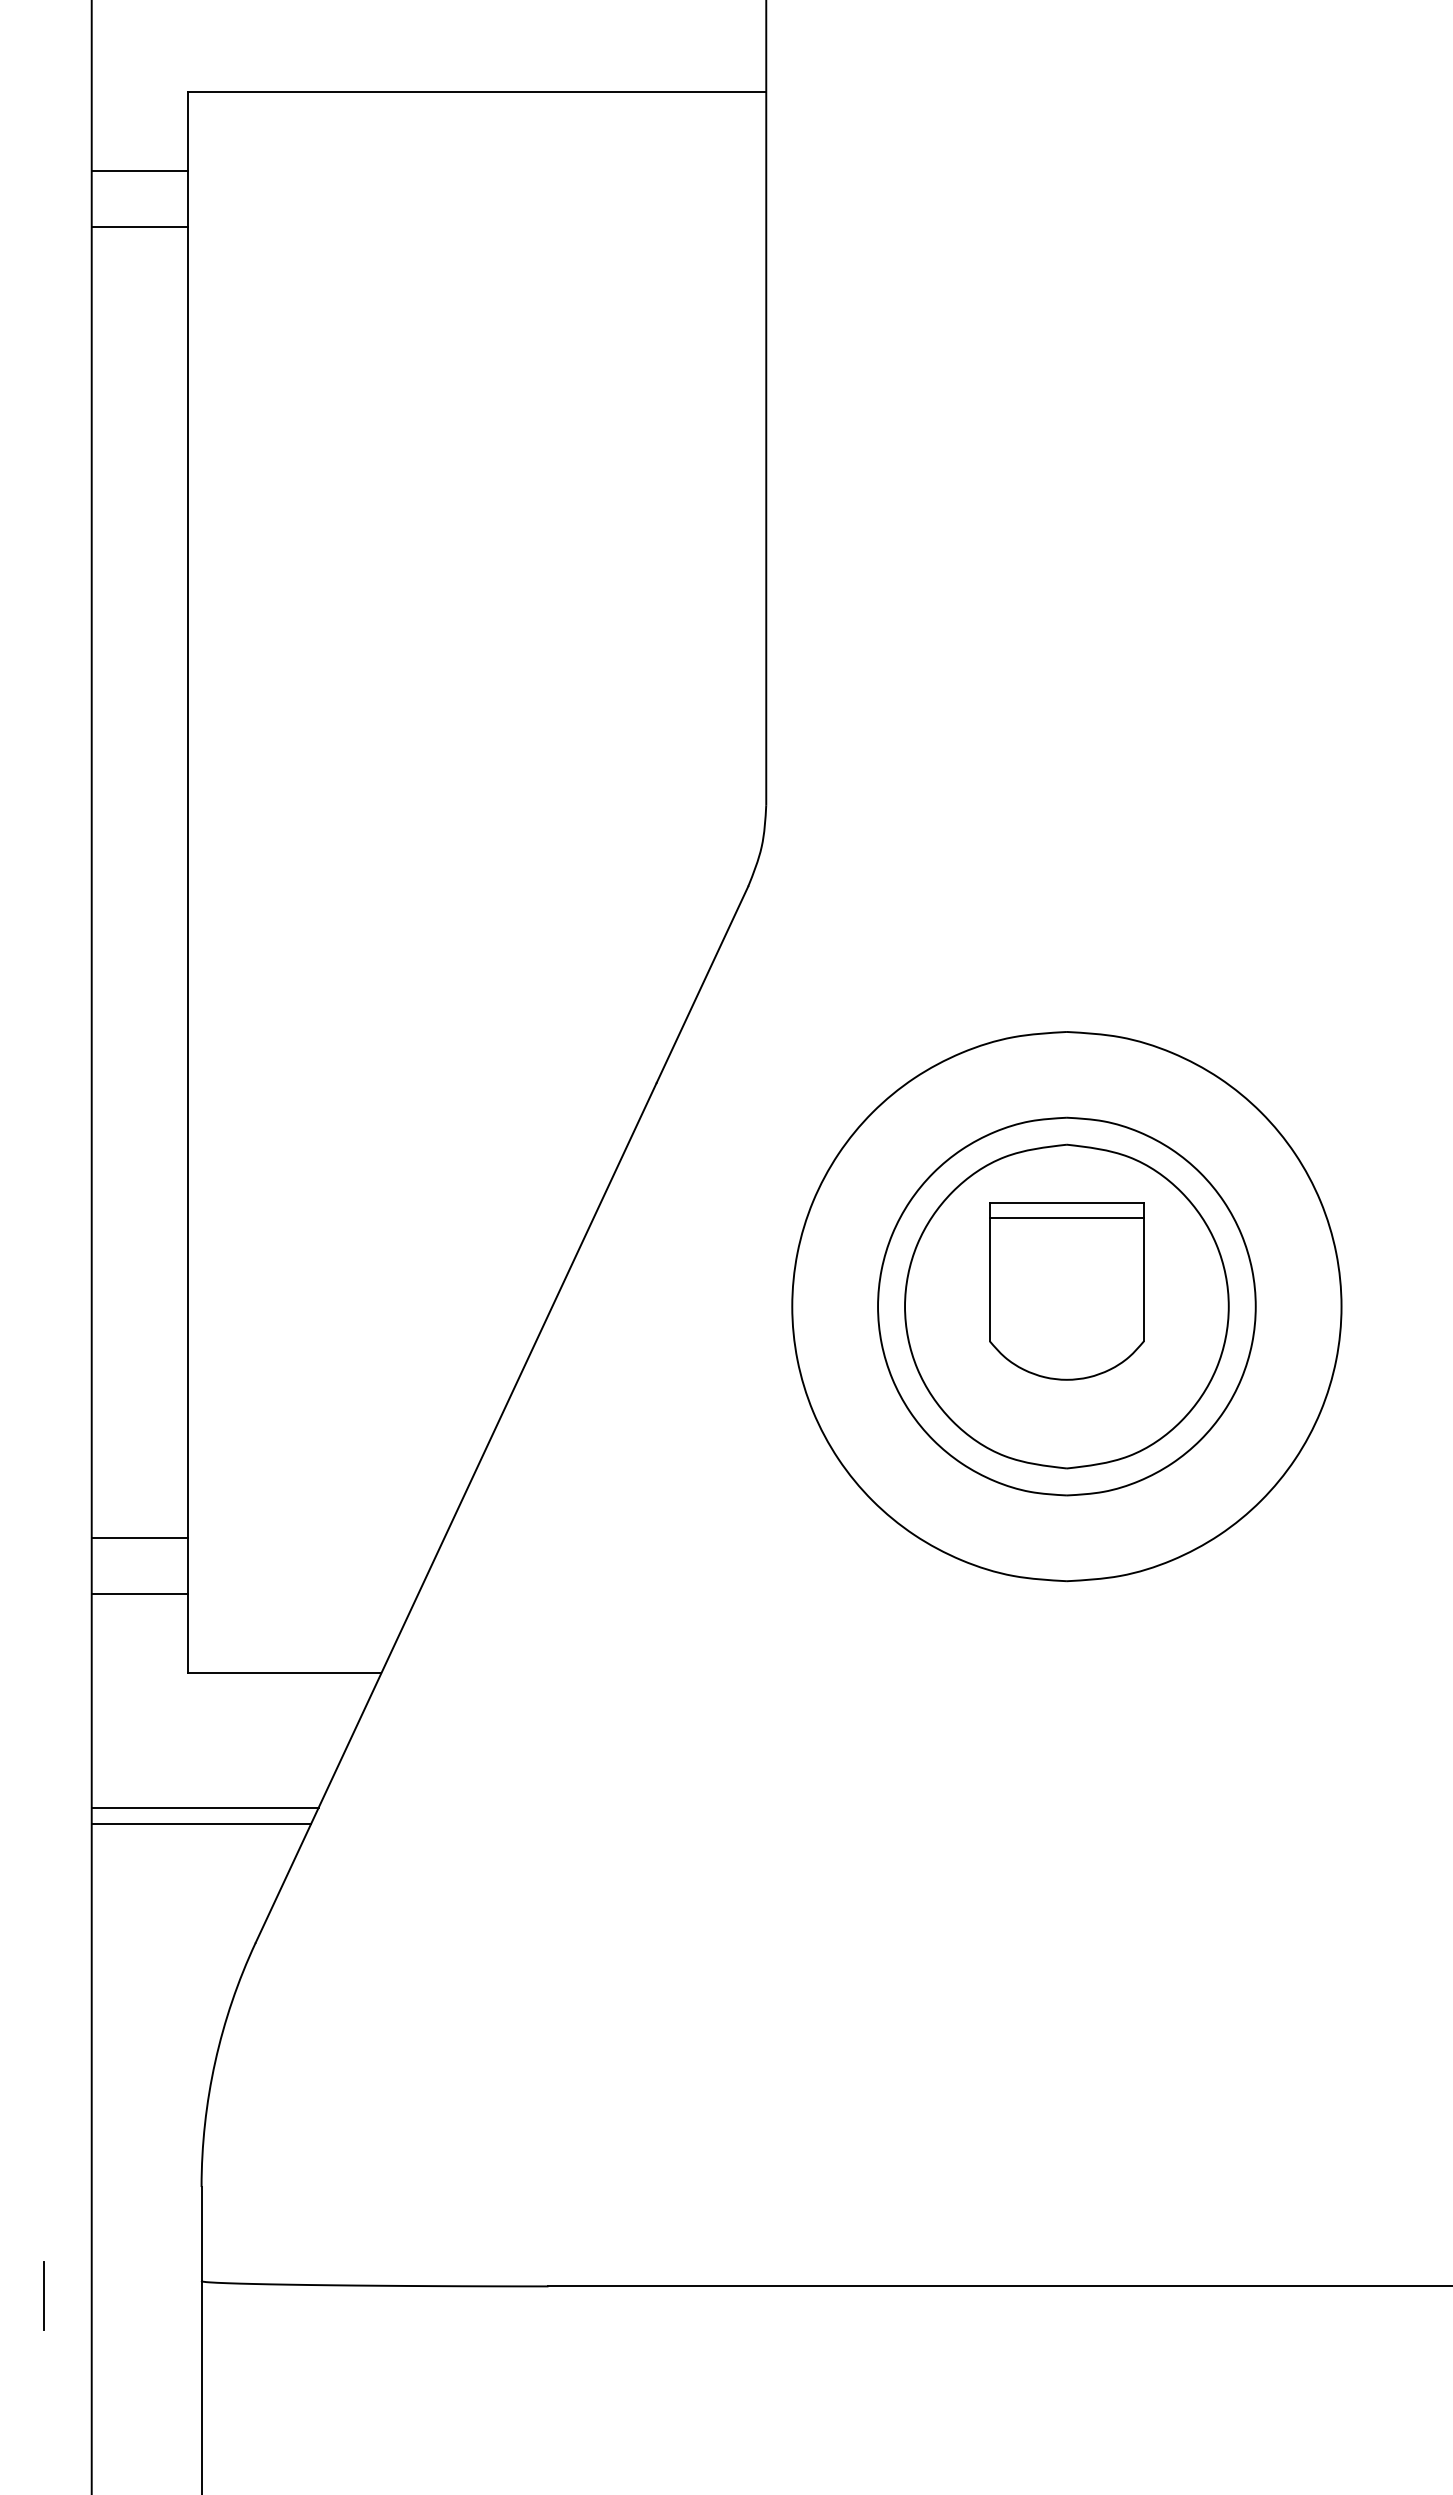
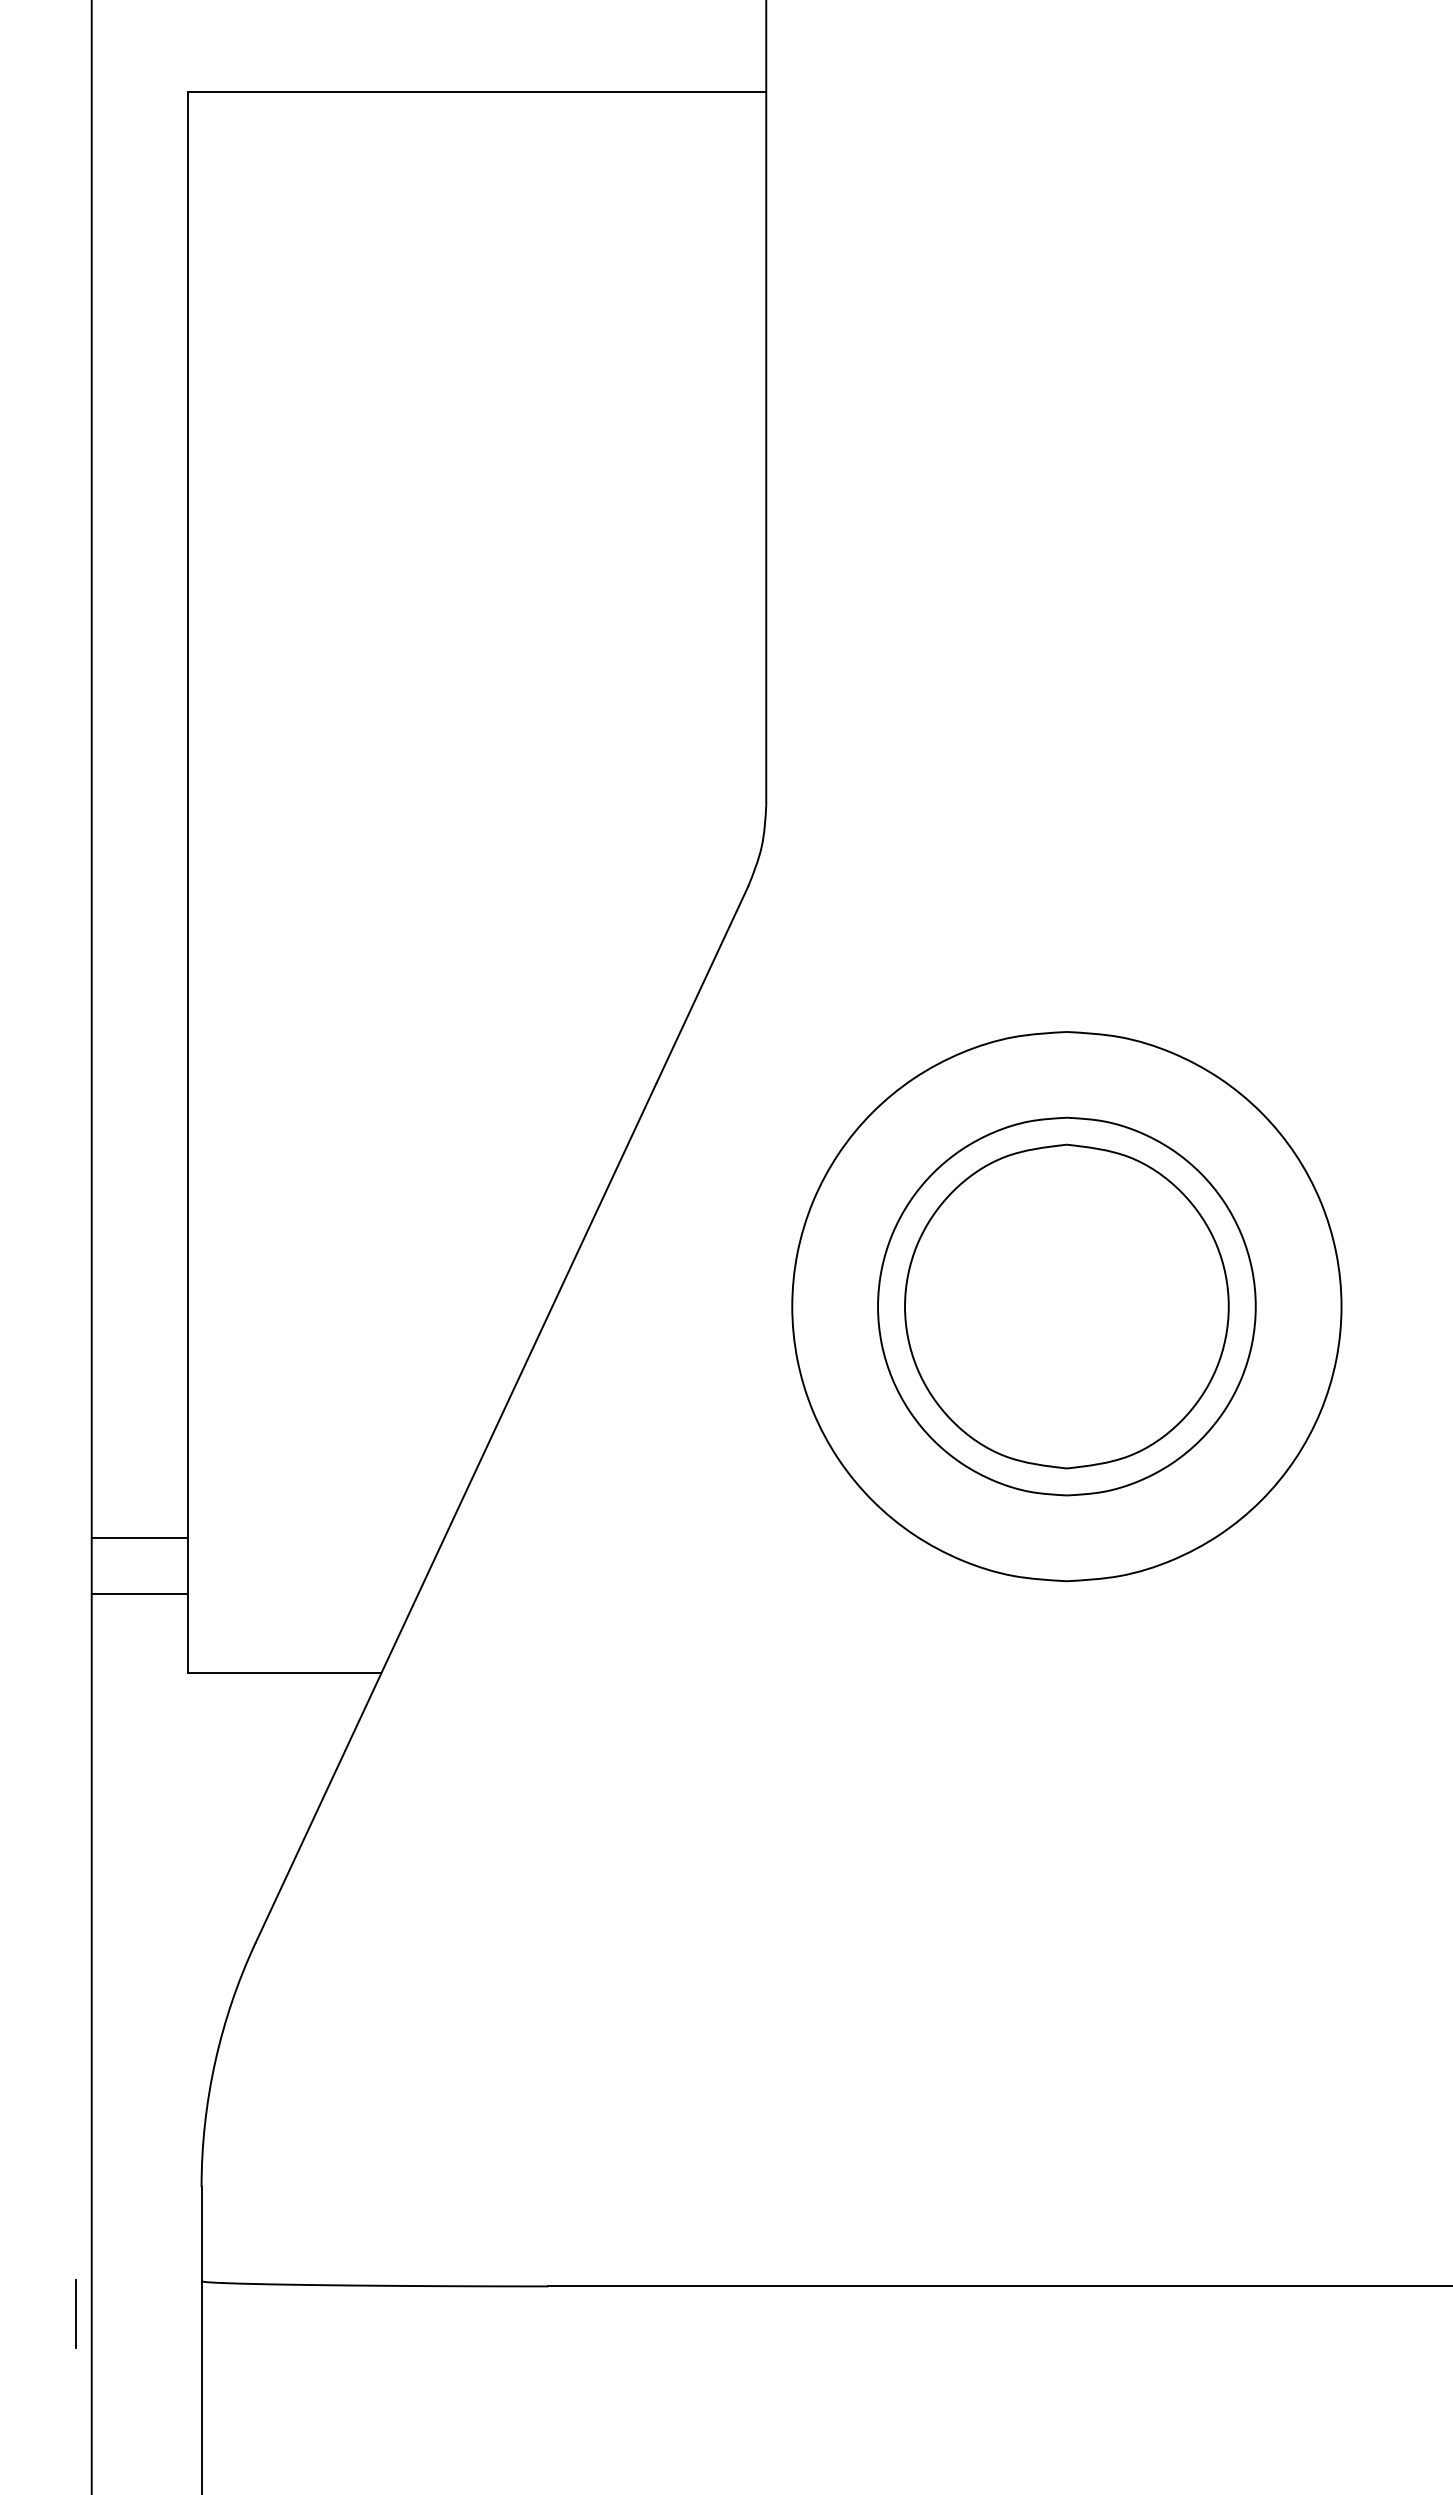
line: present -> none (139, 171)
line: present -> none (139, 227)
part: present -> none (1066, 1291)
line: present -> none (204, 1808)
line: present -> none (200, 1824)
line position: (43, 2295) -> (75, 2313) (75, 2313)
